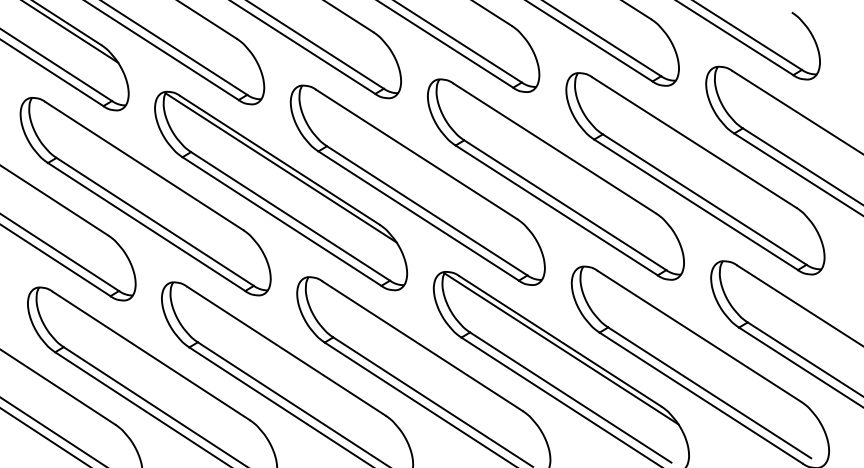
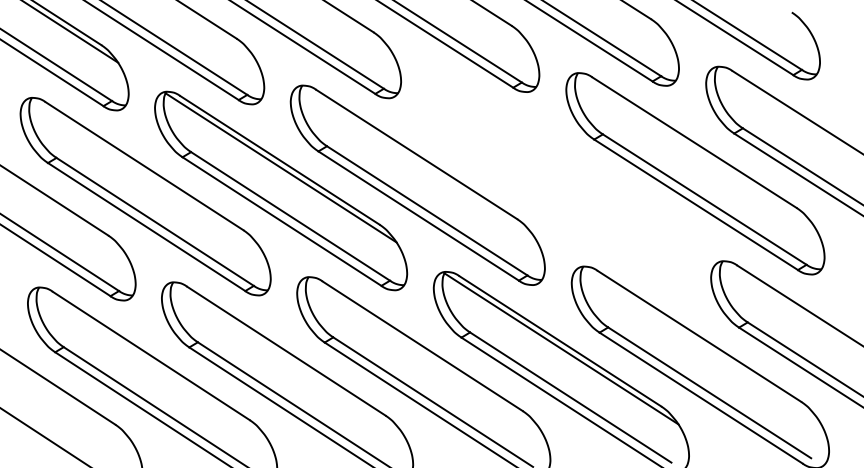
part: present -> none (555, 179)
line: present -> none (52, 431)
